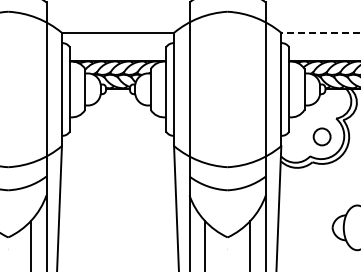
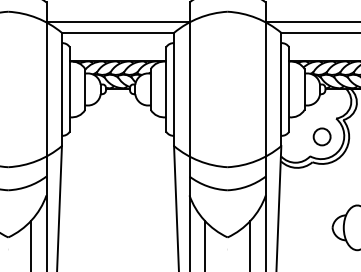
line: none -> present (117, 22)
line: none -> present (311, 22)
line: dashed -> solid (320, 32)
